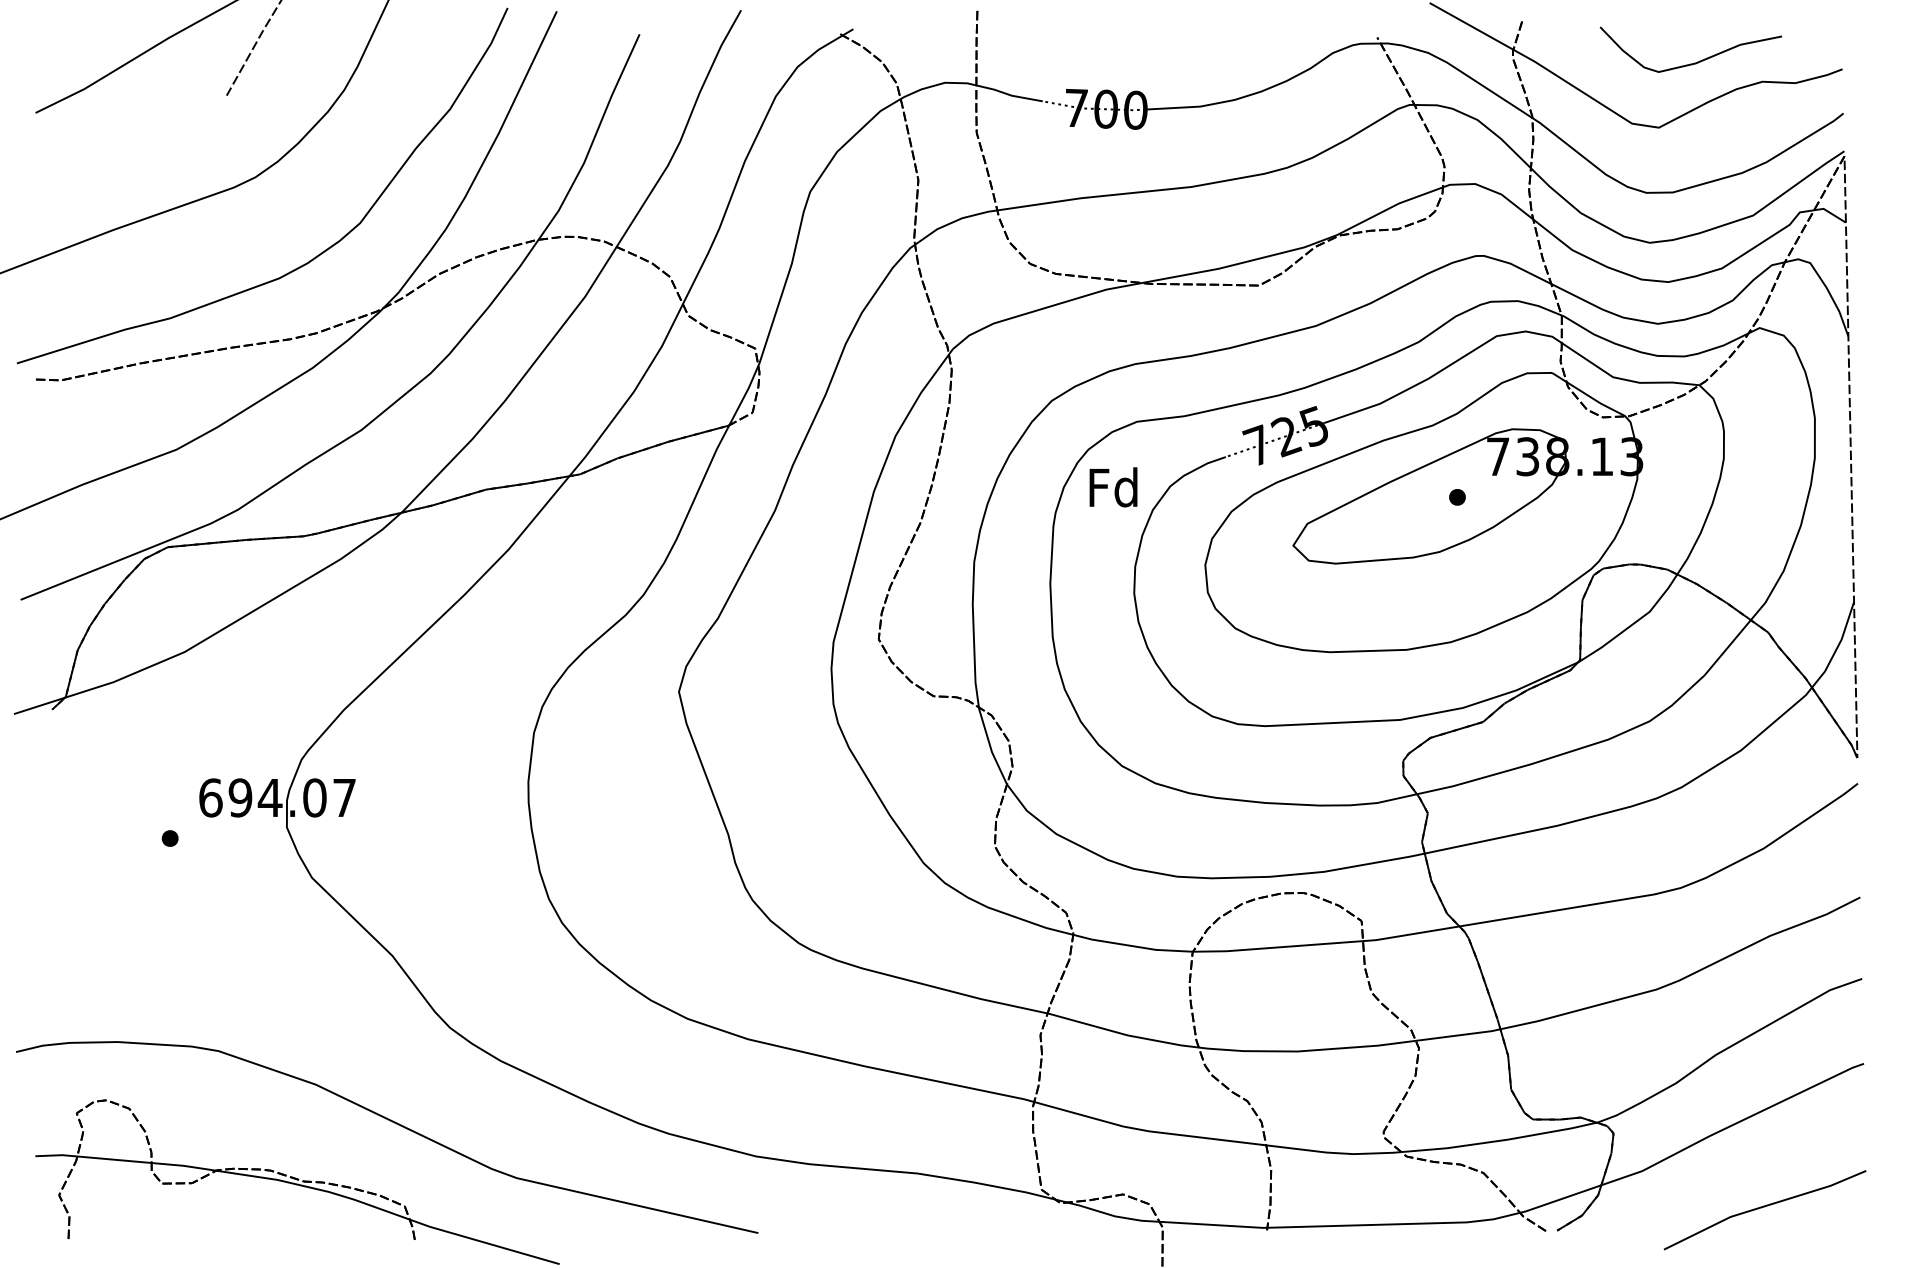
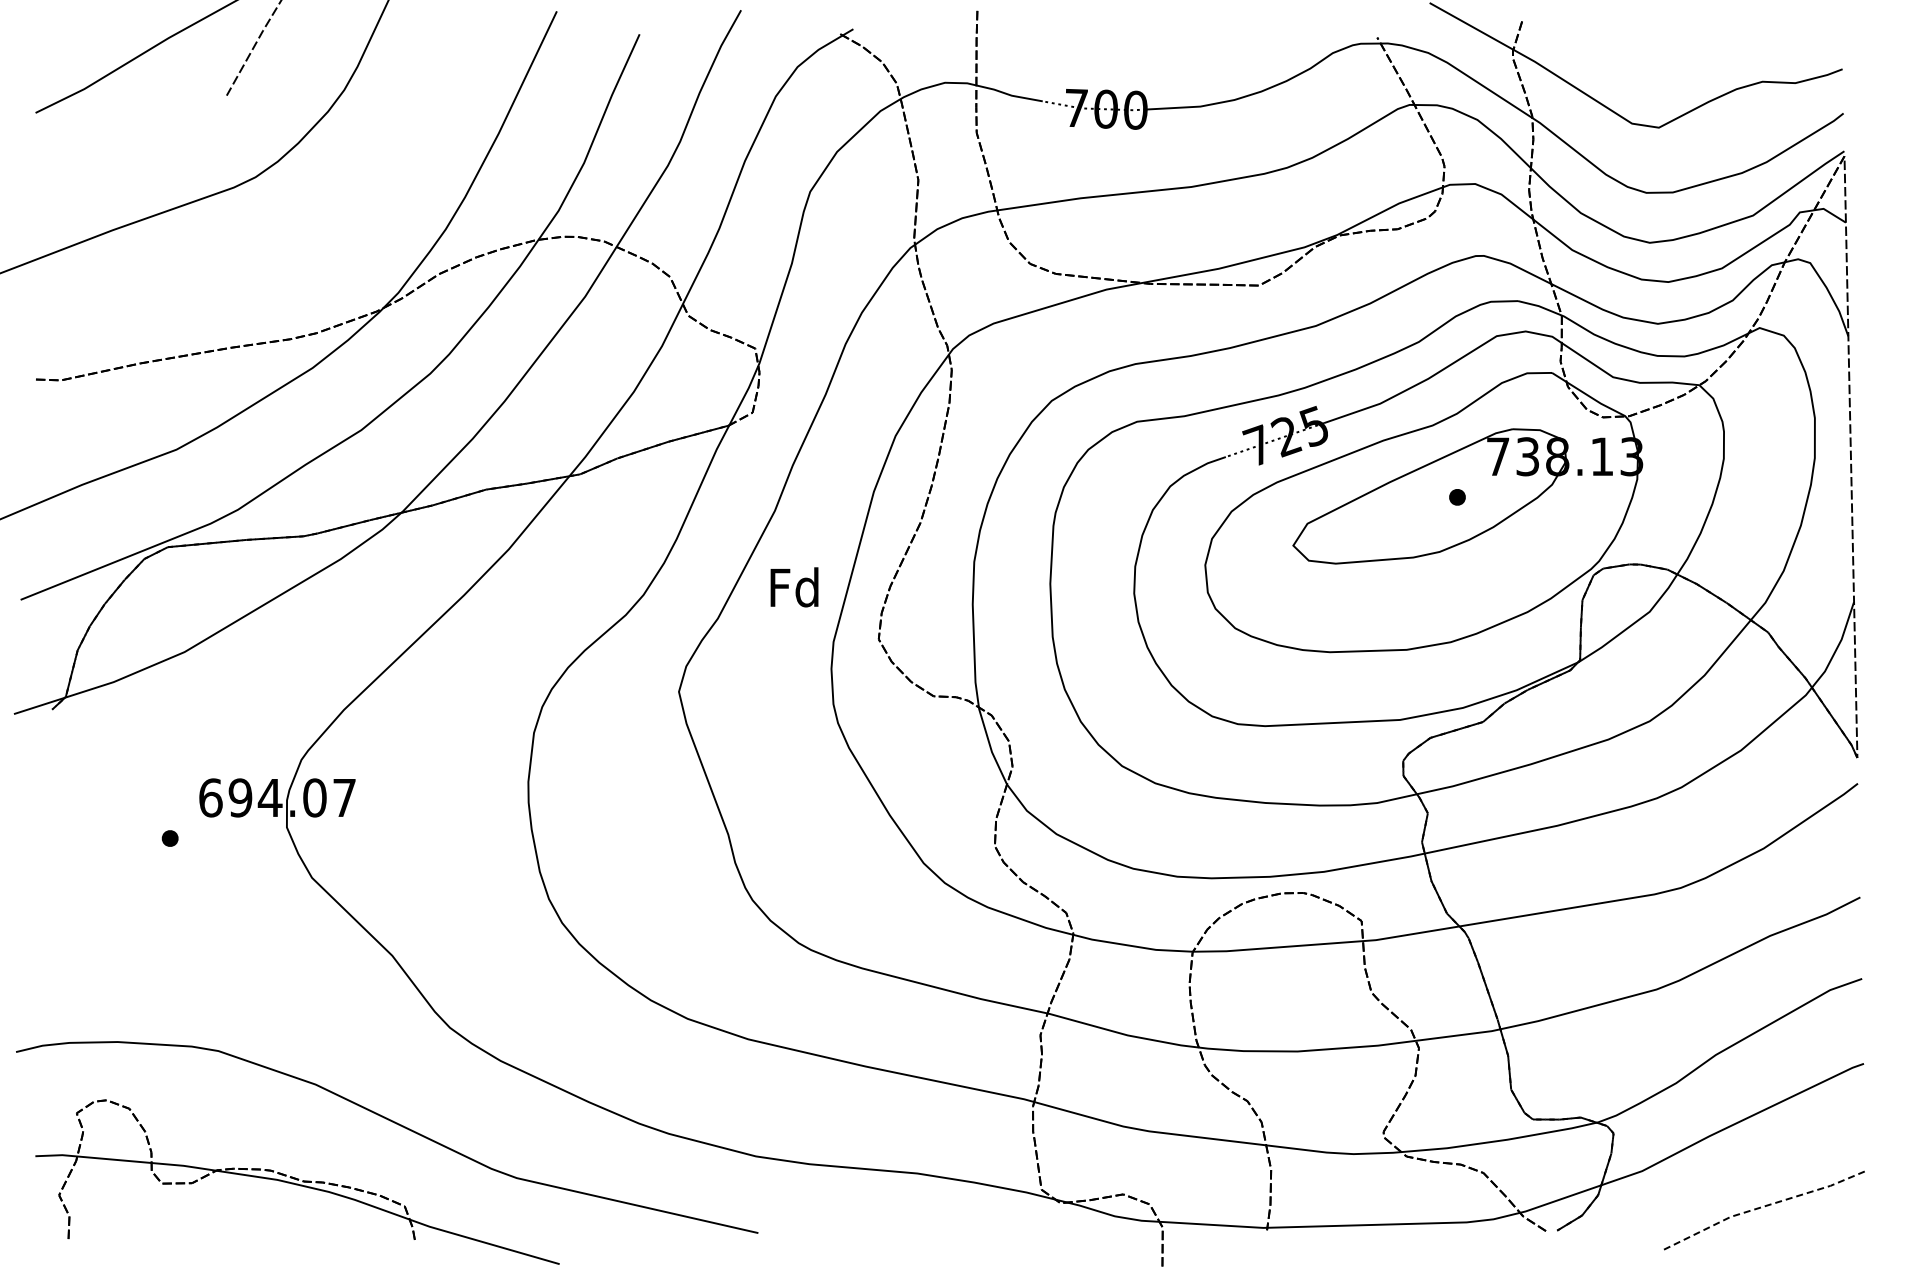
curve: present -> none (1694, 62)
curve: present -> none (316, 255)
text position: (1113, 487) -> (794, 587) (794, 587)
line: solid -> dashed (1763, 1206)
